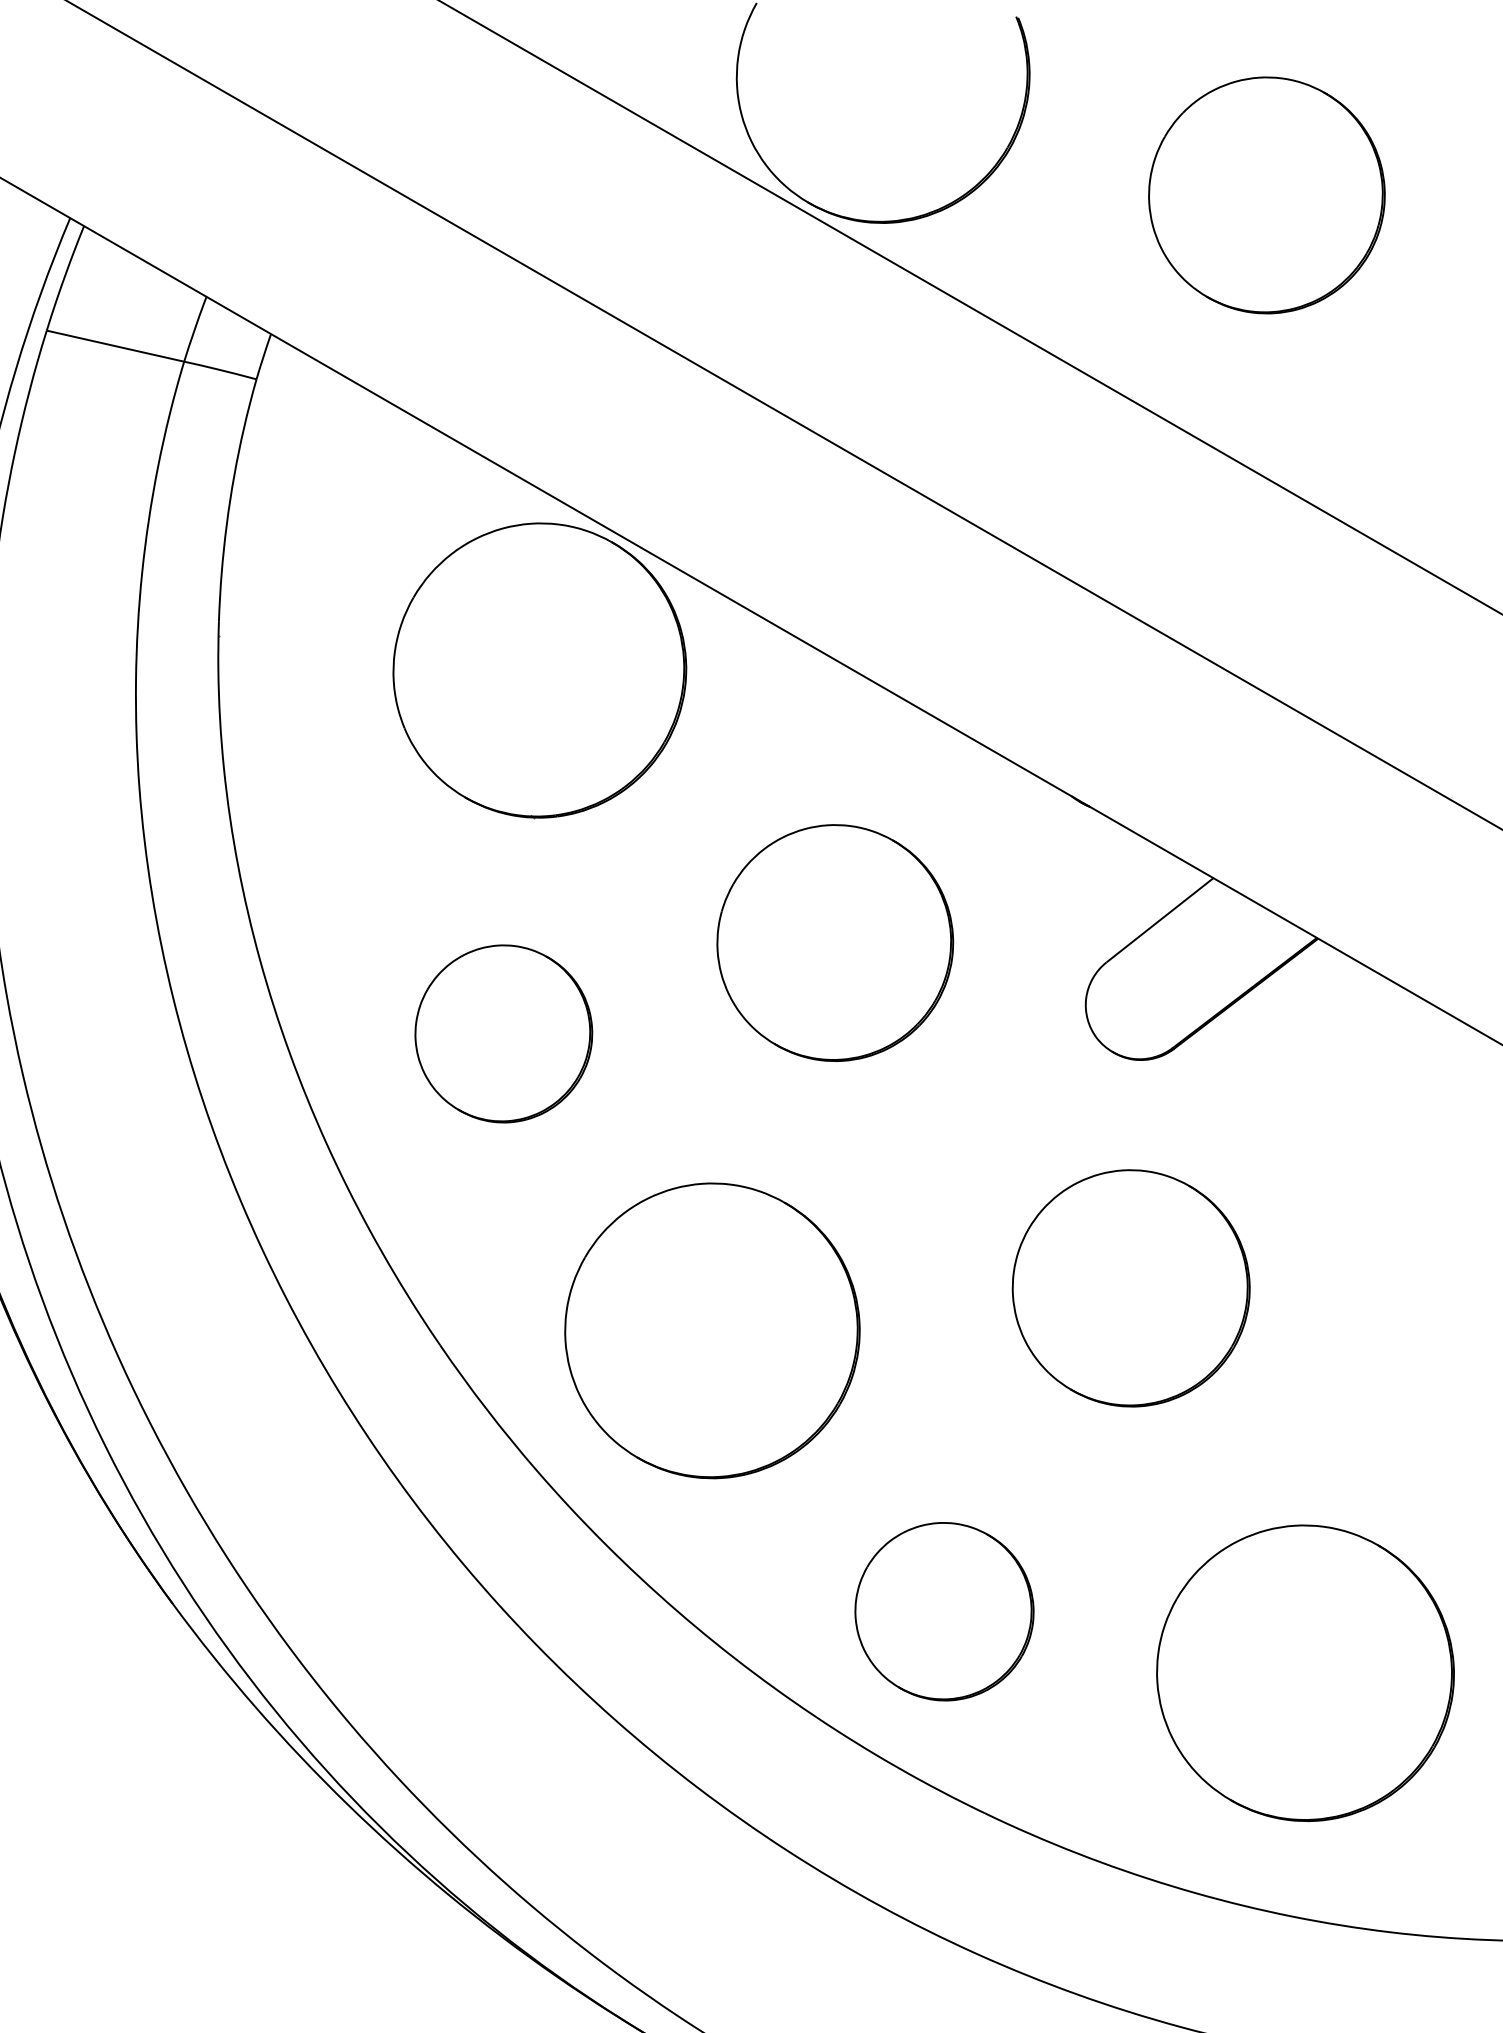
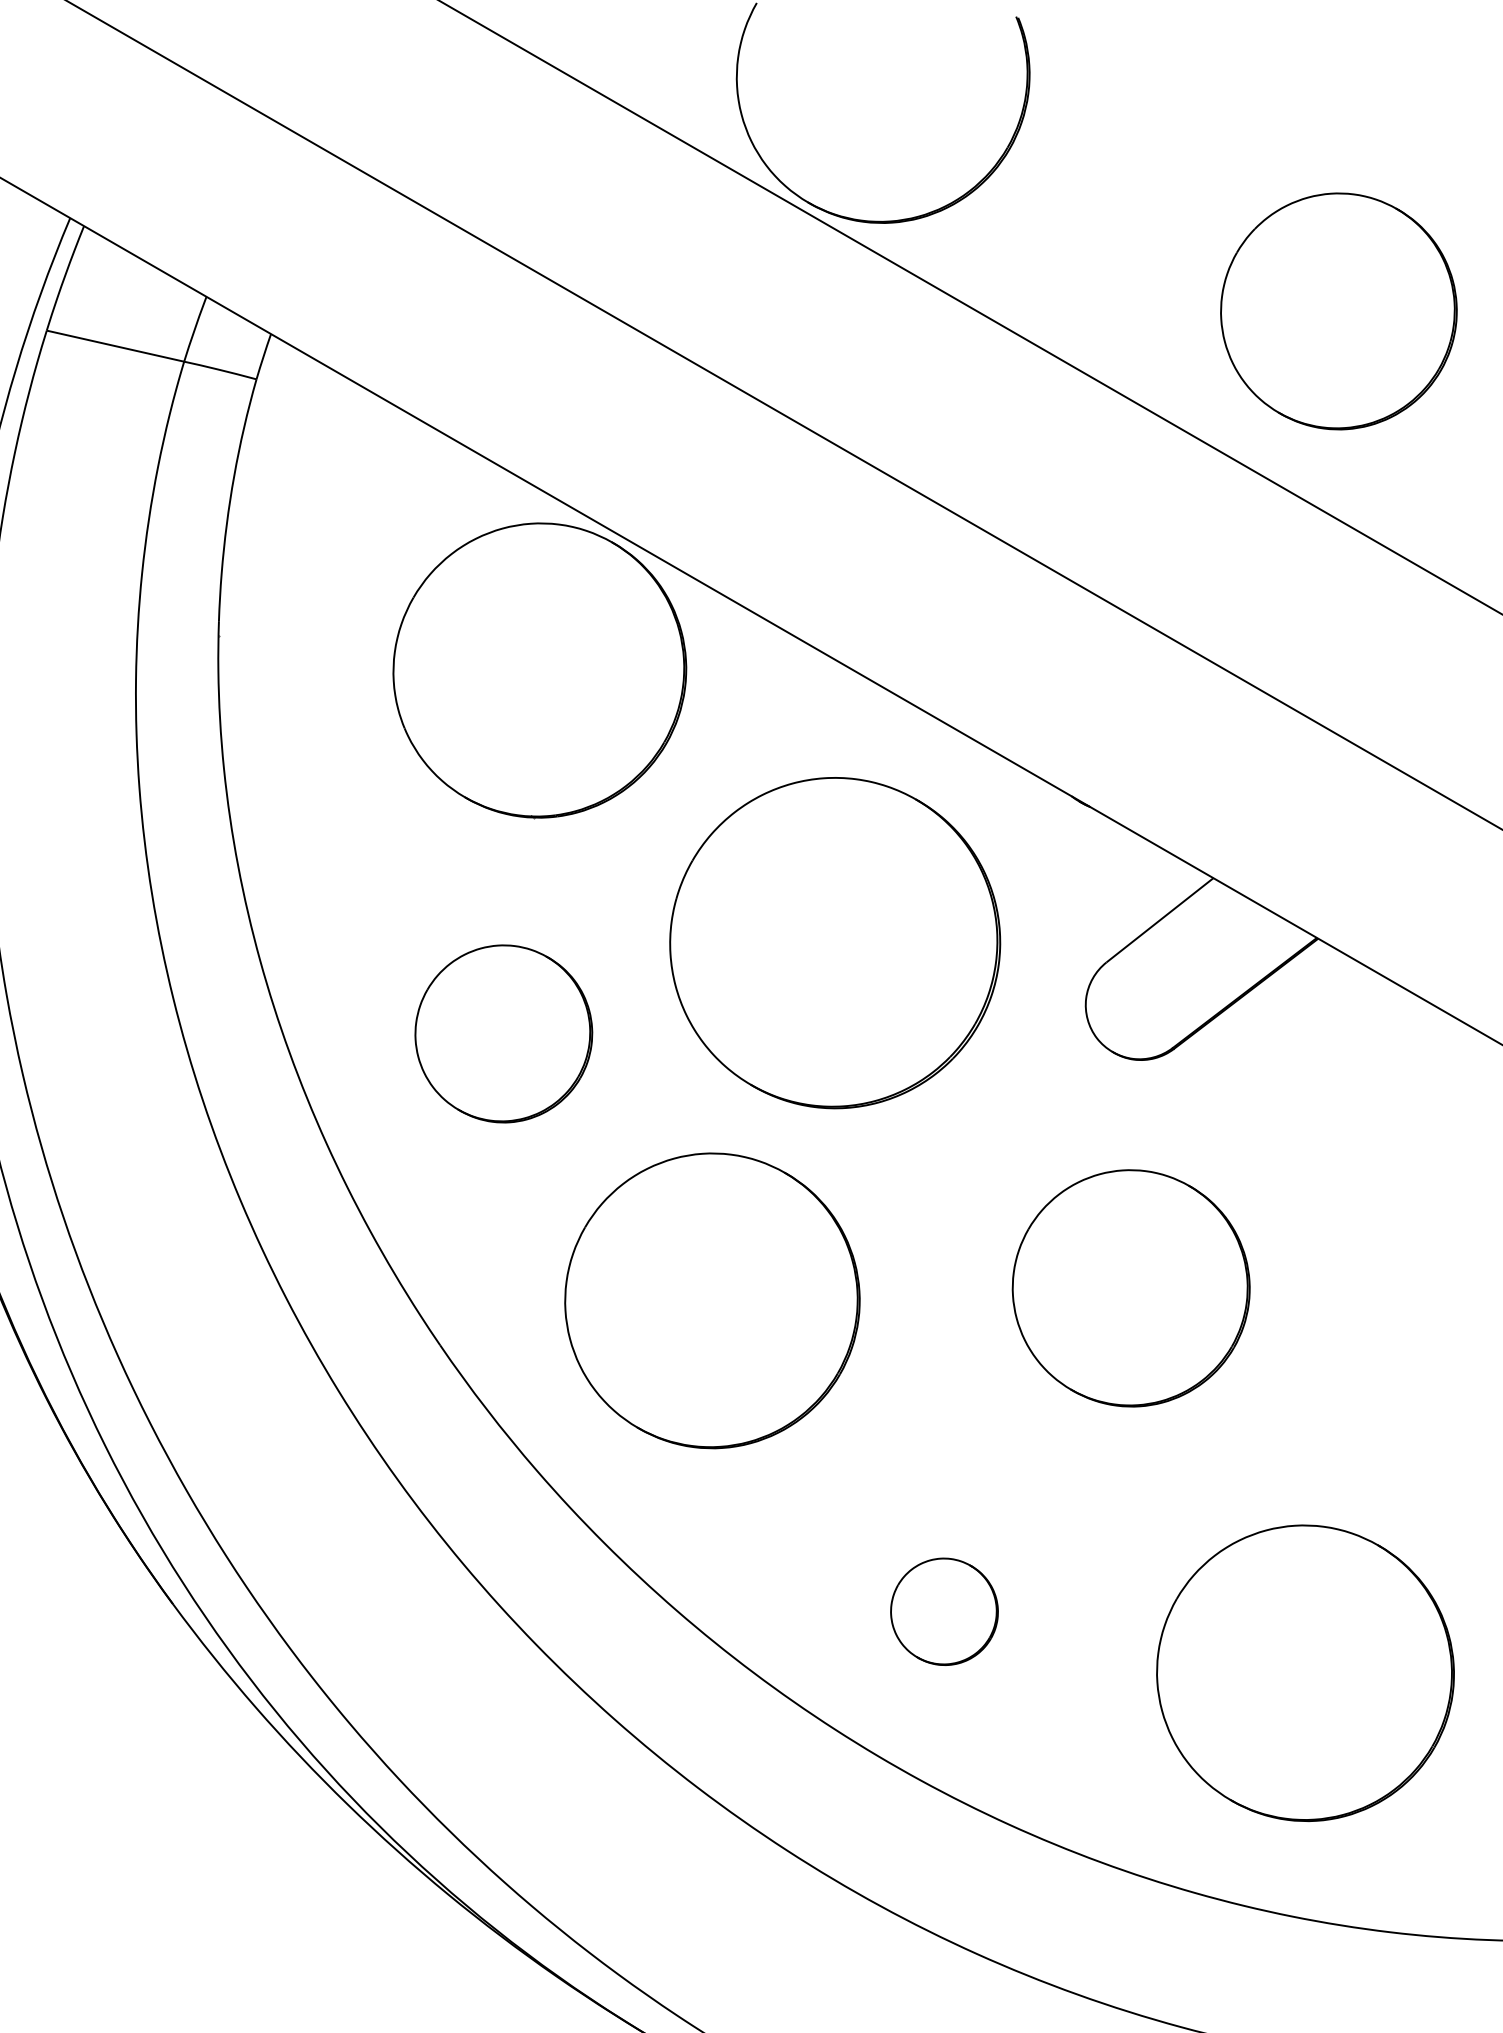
part position: (1266, 195) -> (1338, 311) (1338, 311)
part size: 239x238 px -> 333x333 px (835, 943)
part position: (712, 1330) -> (712, 1300) (712, 1300)
part size: 181x180 px -> 109x109 px (944, 1611)
